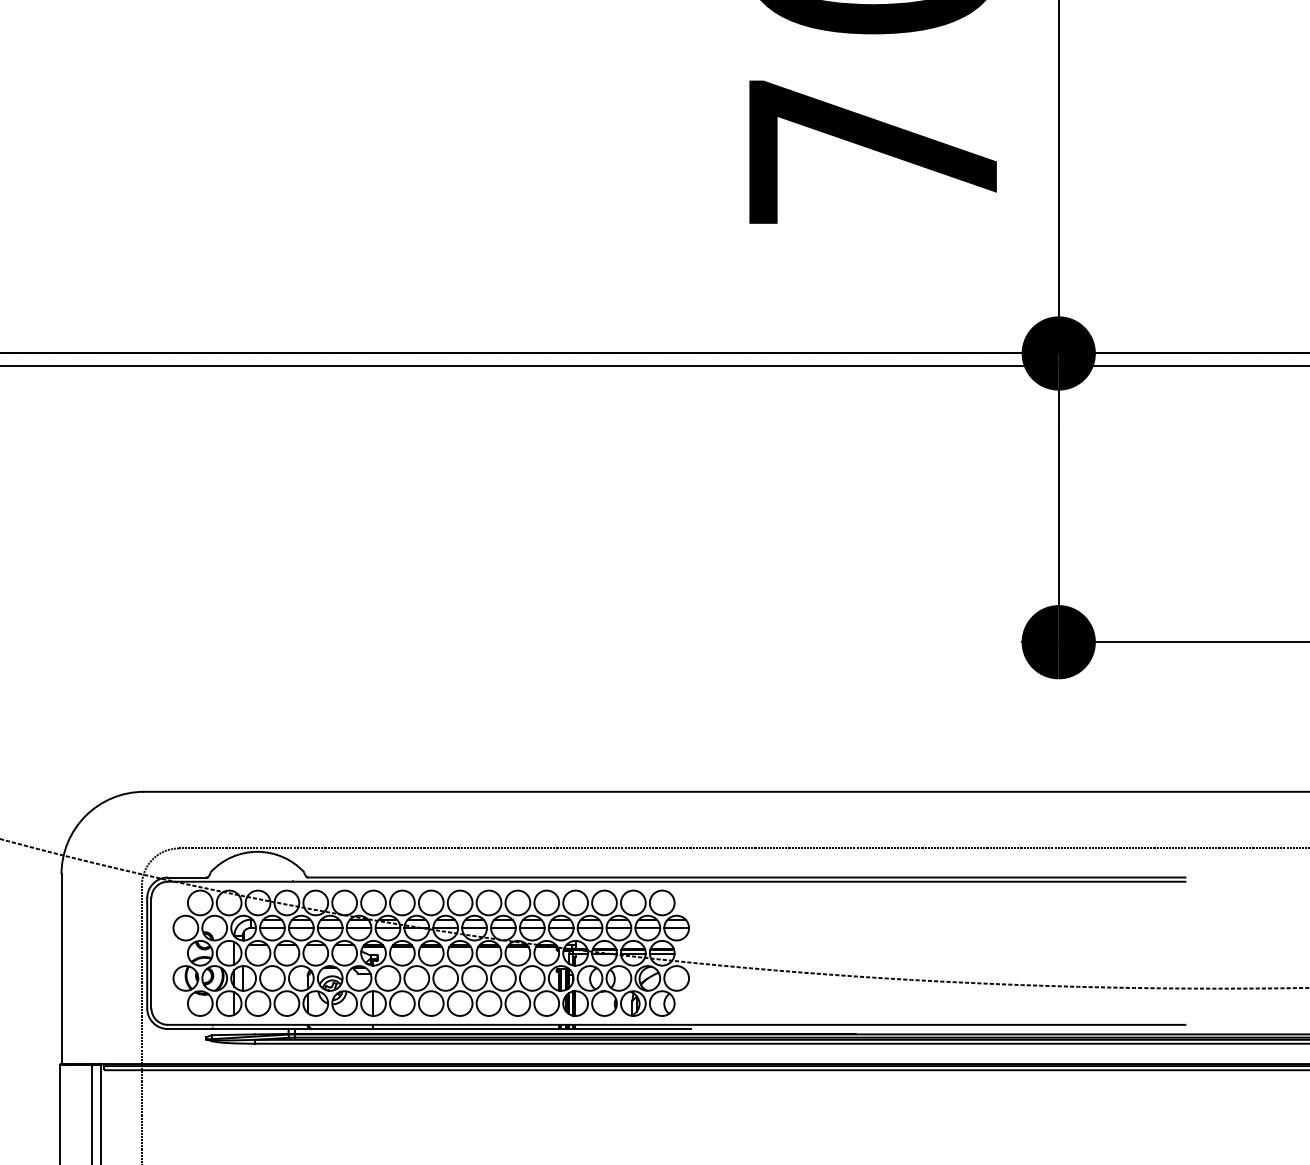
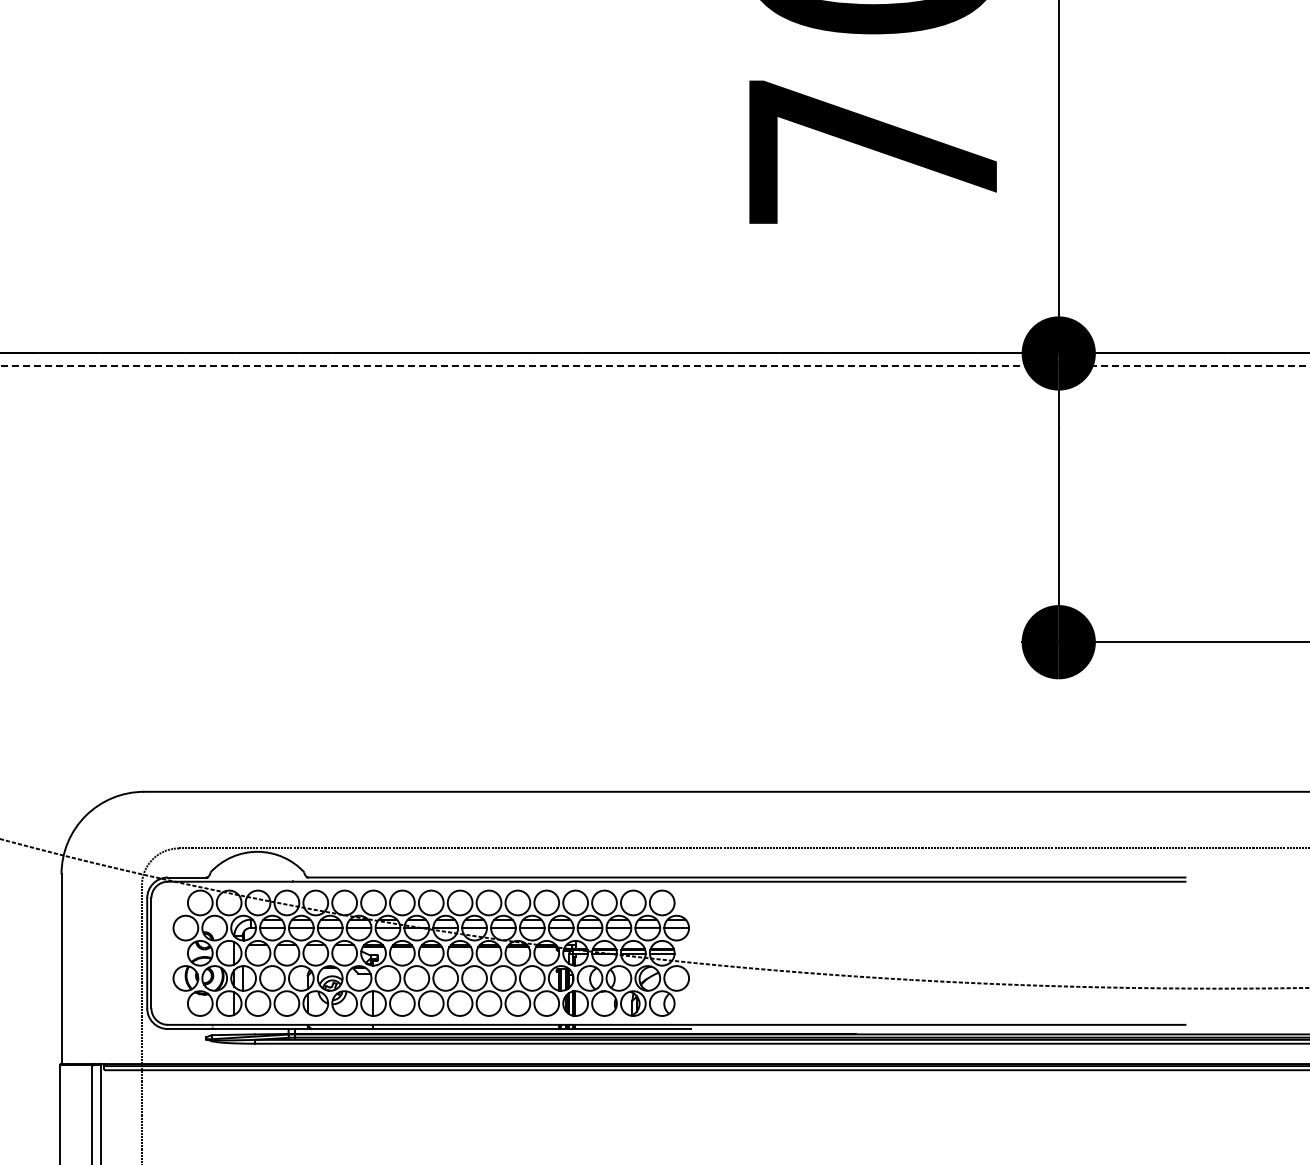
line: solid -> dashed (654, 365)
